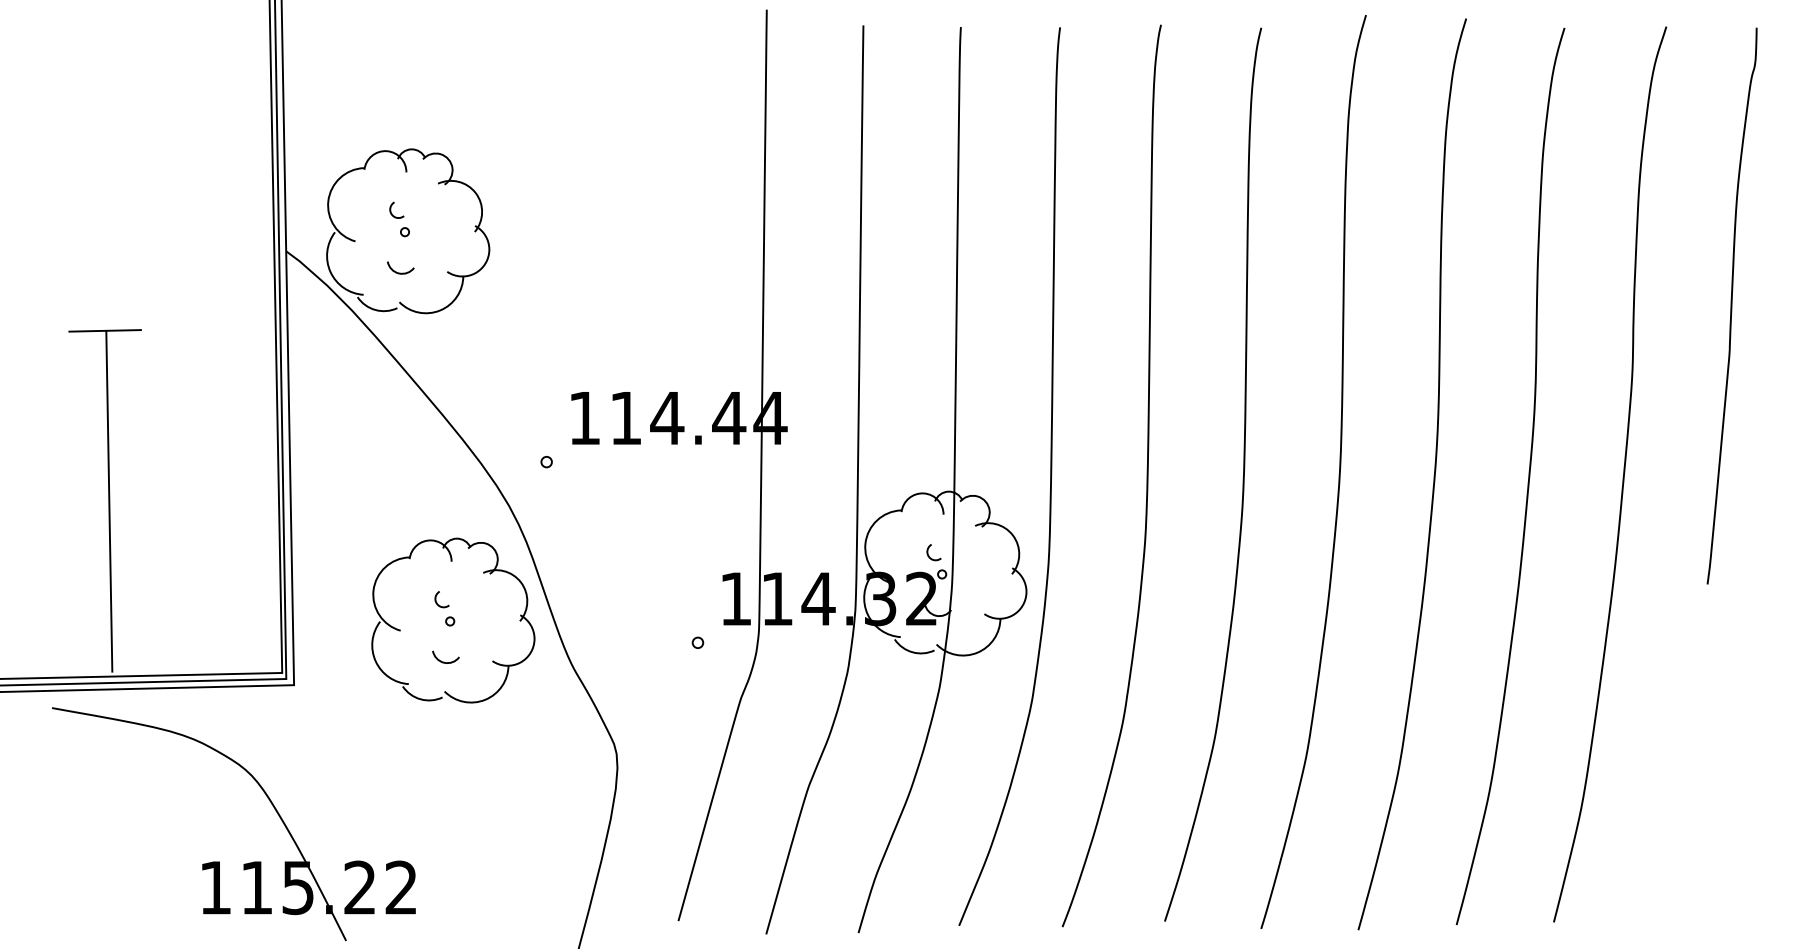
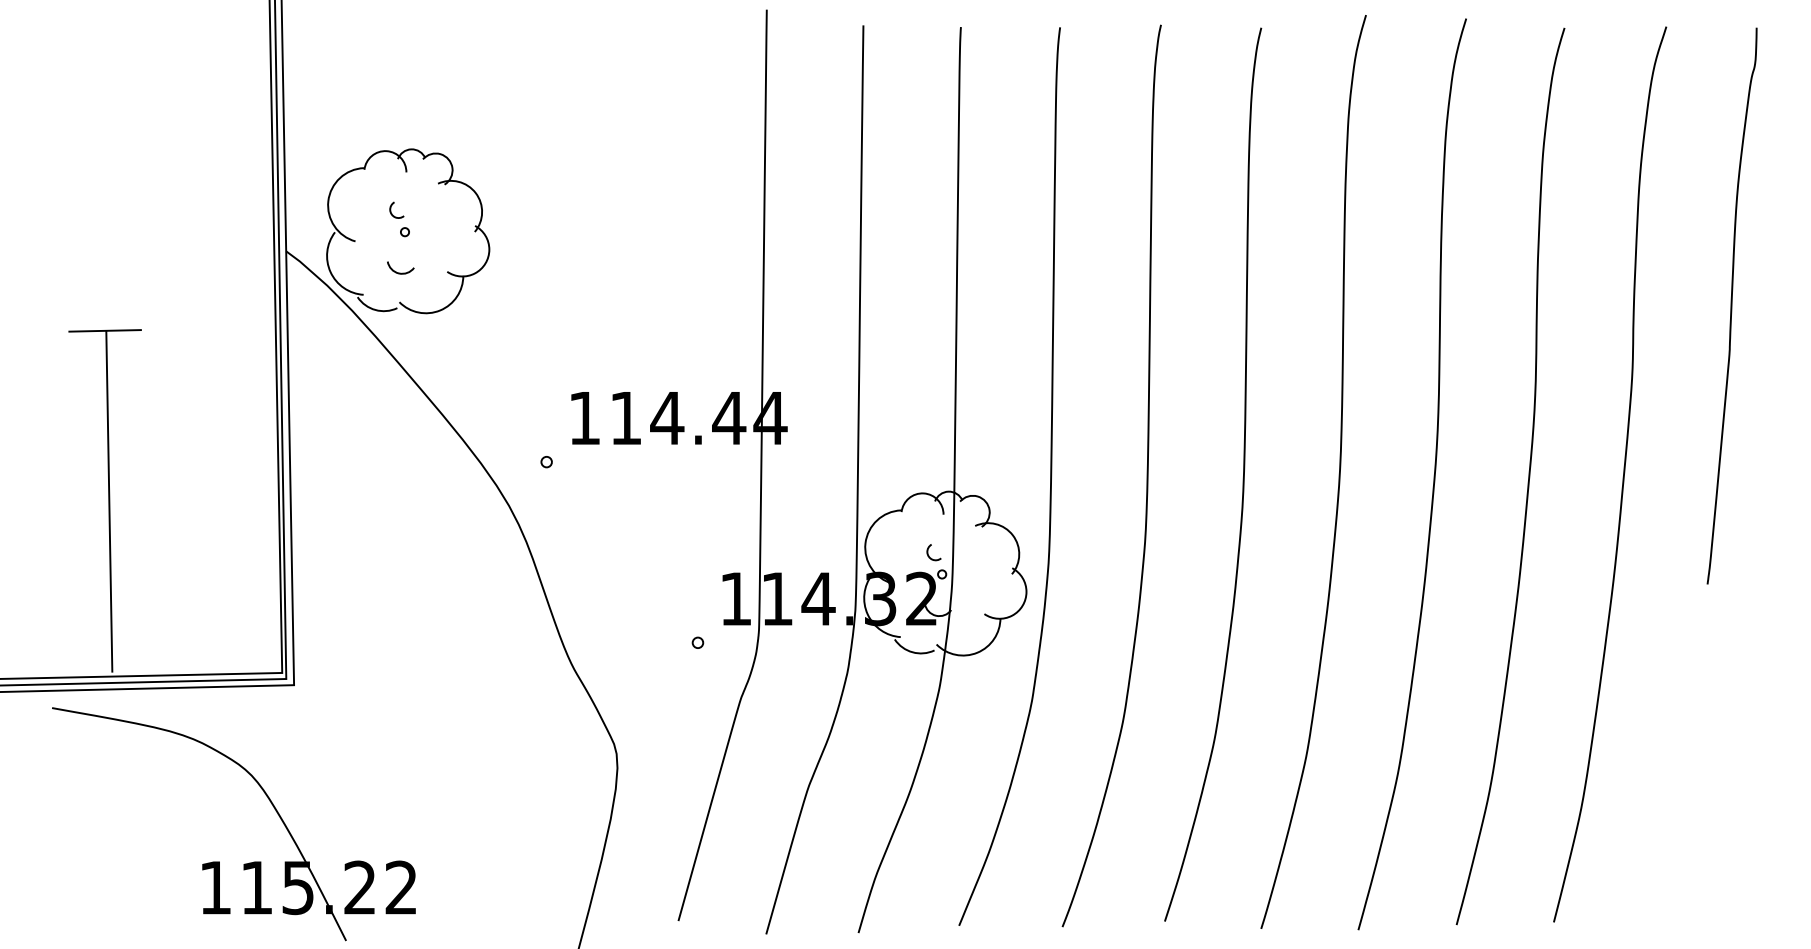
part: present -> none (453, 620)
